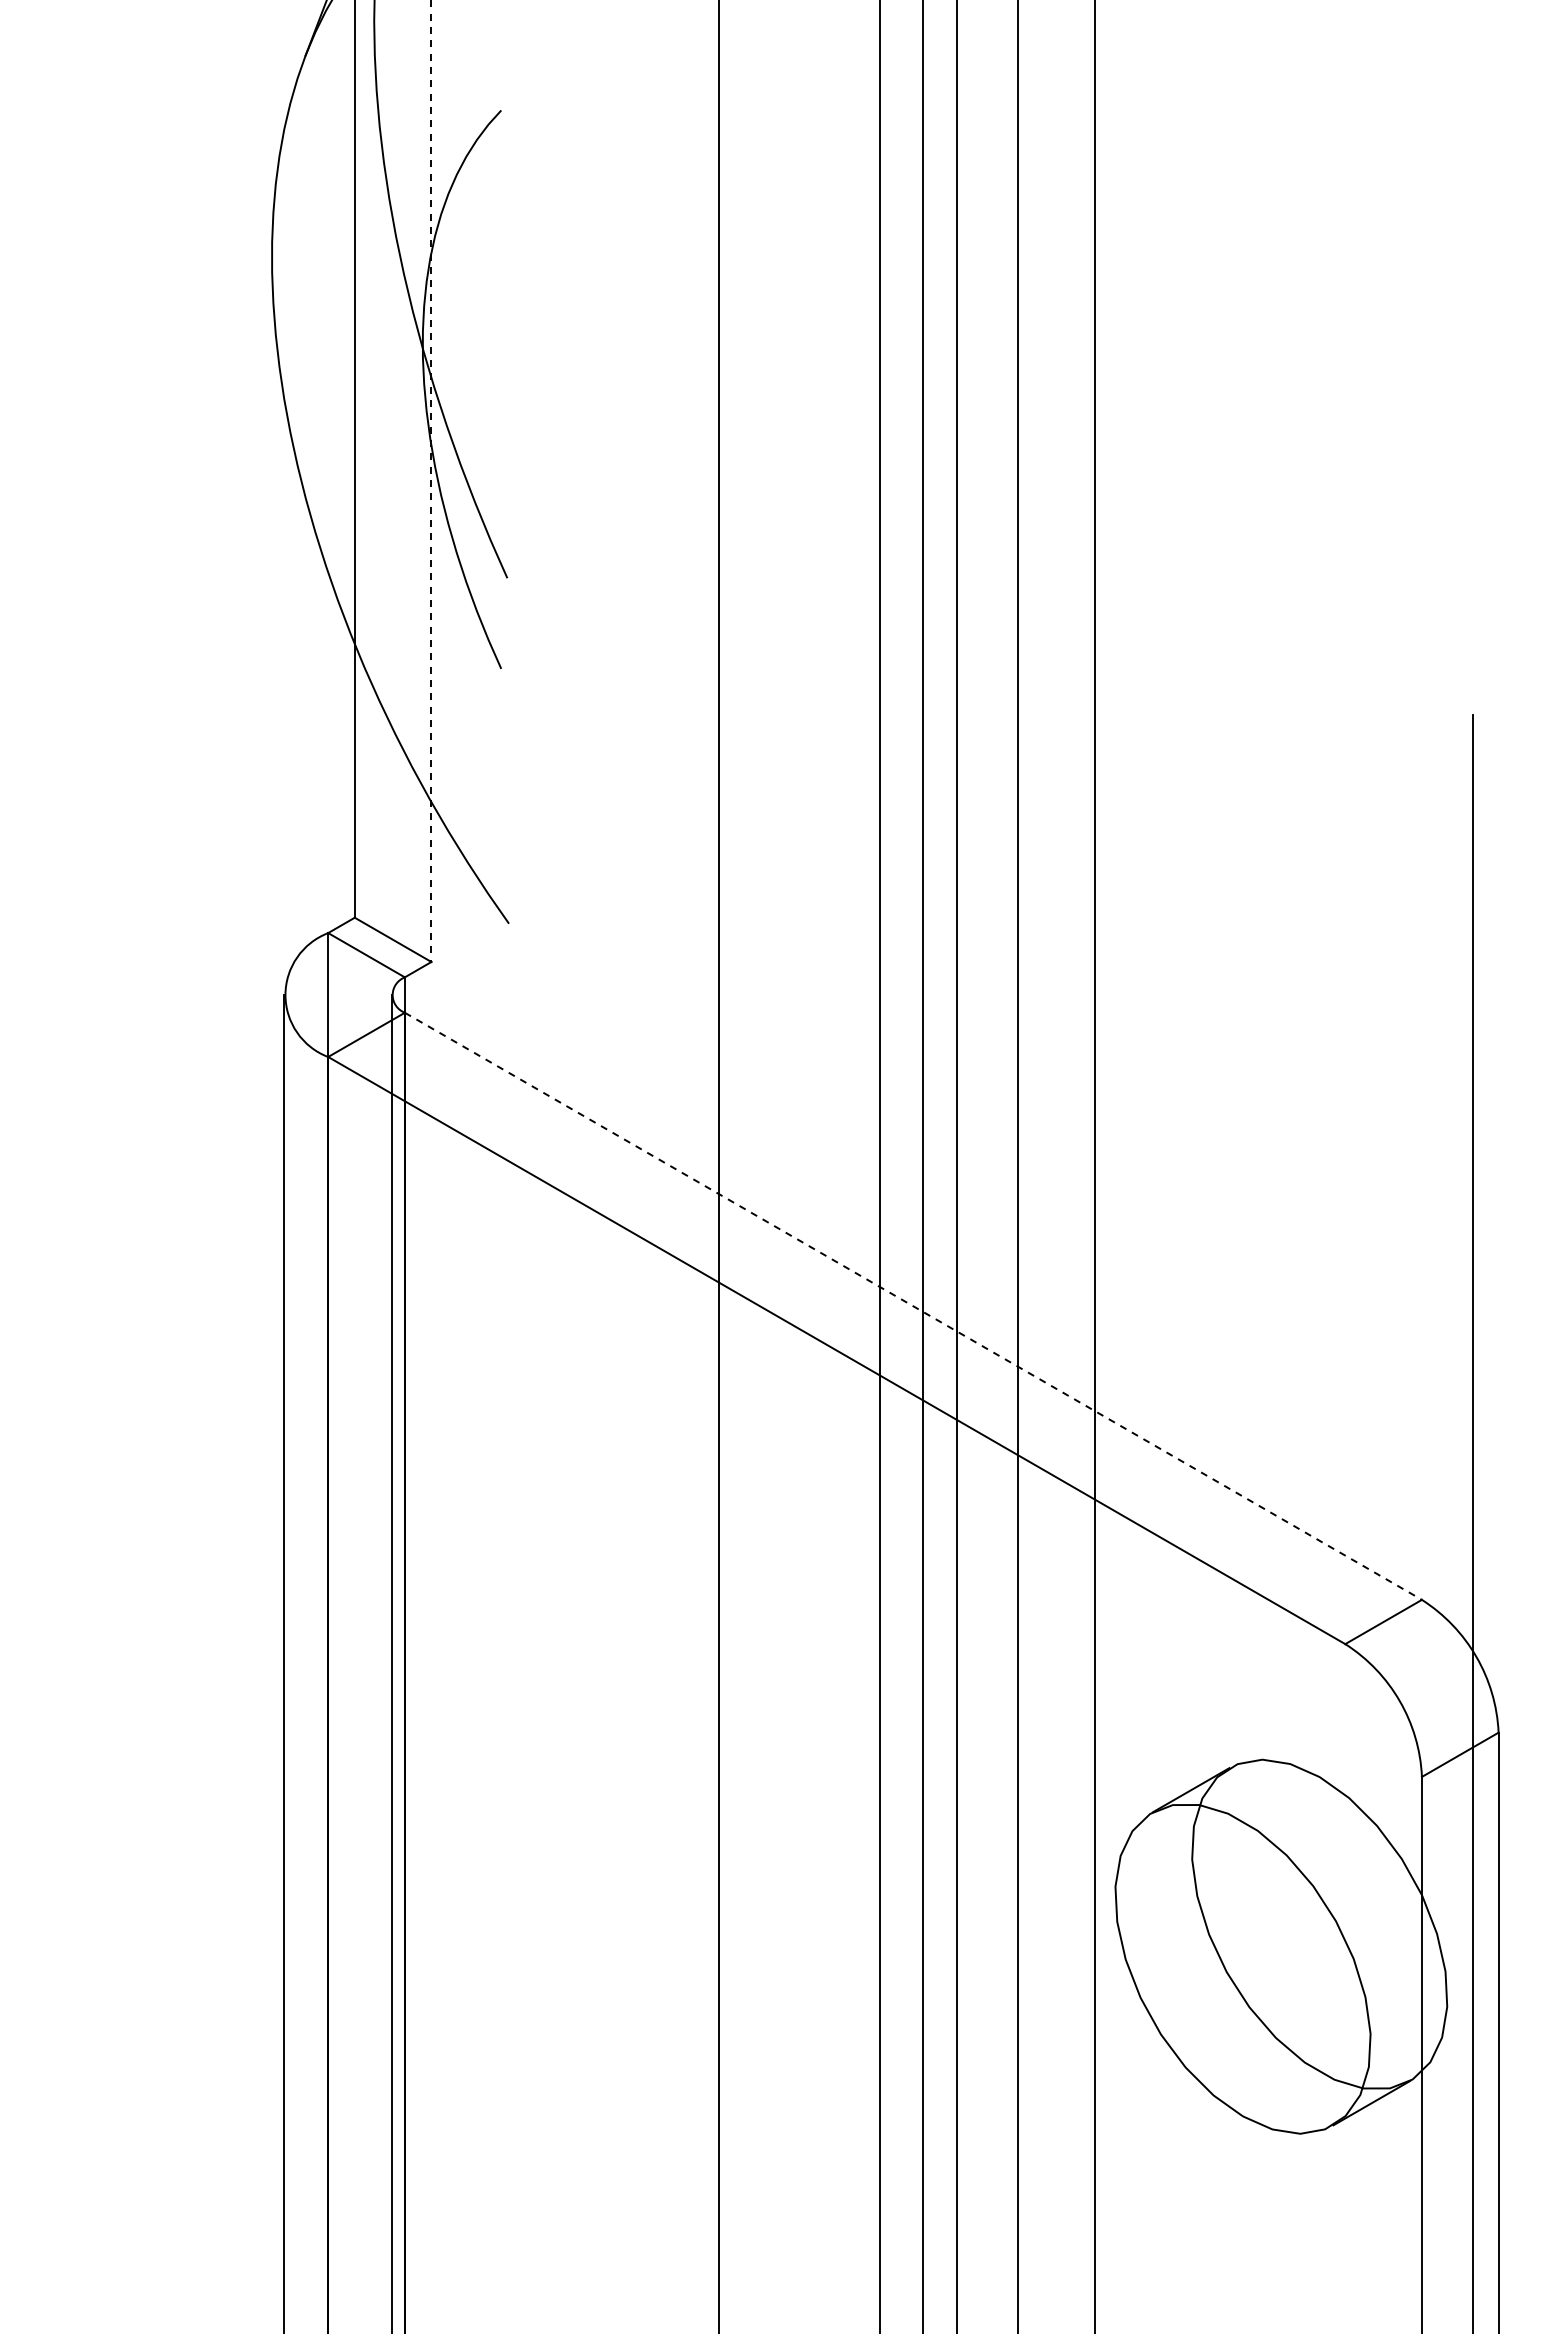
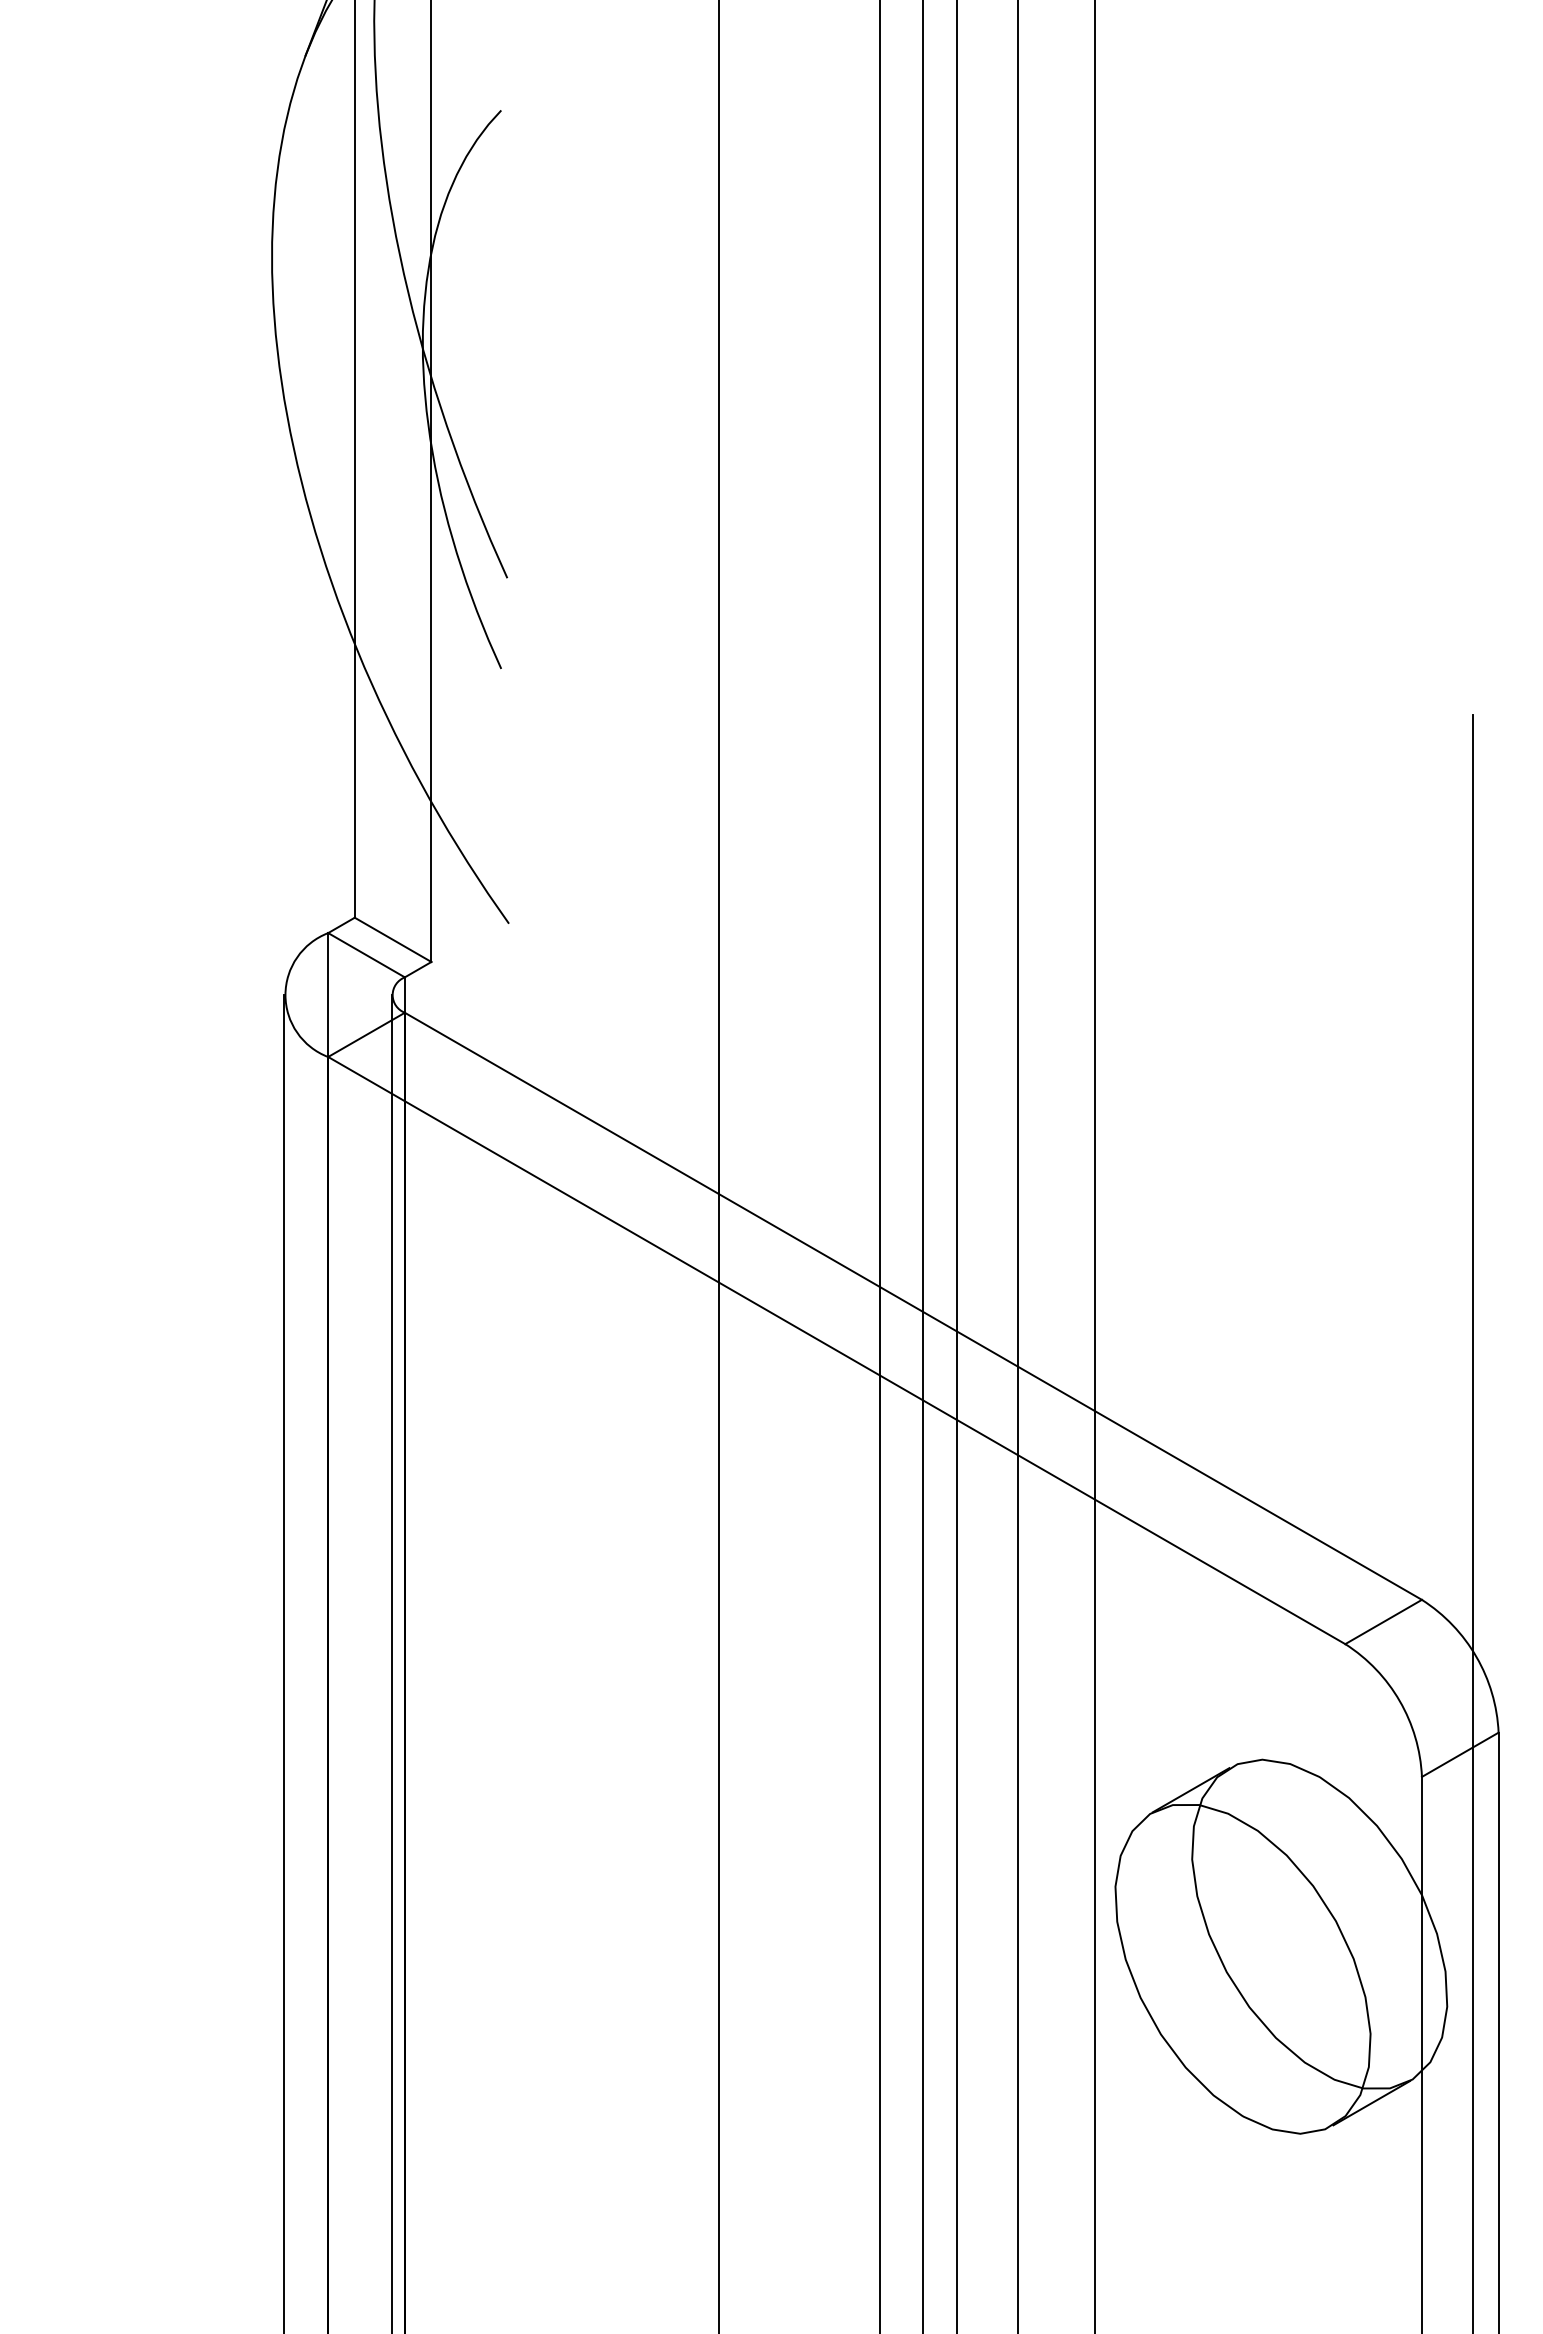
line: dashed -> solid (431, 481)
line: dashed -> solid (913, 1306)
